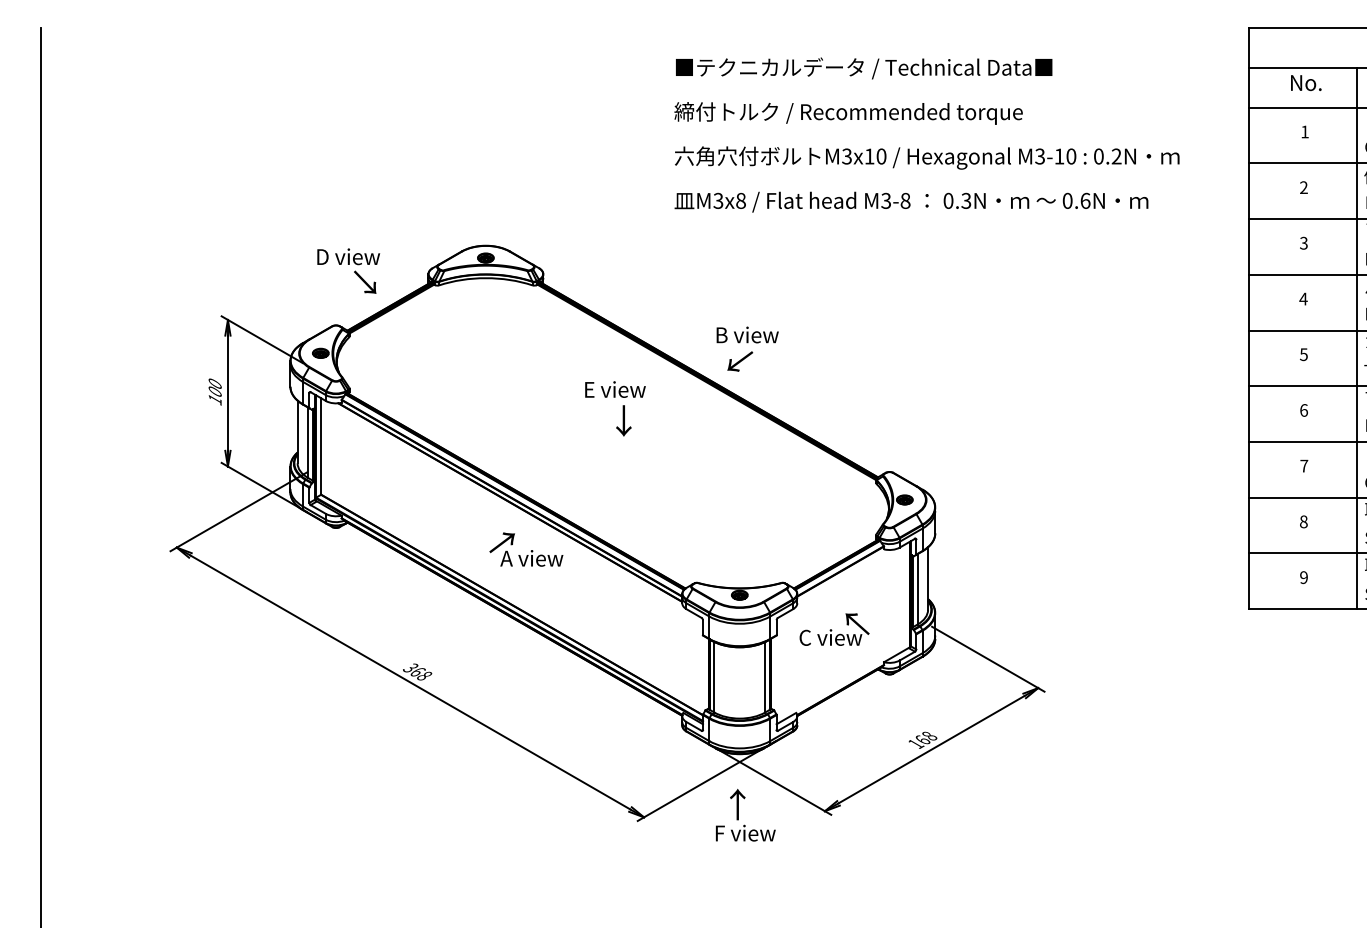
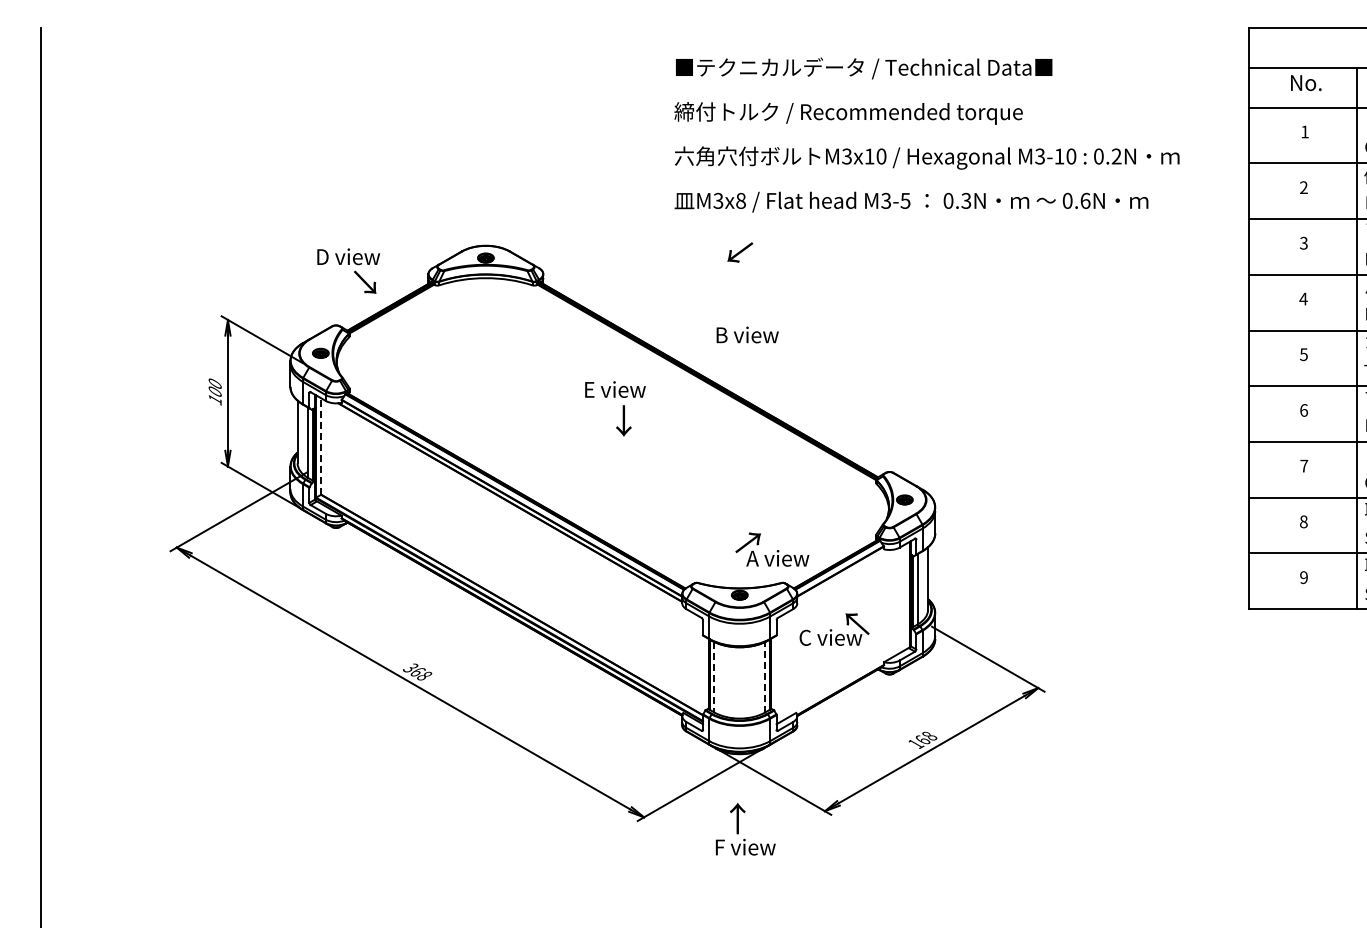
text: M3-8 -> M3-5 (905, 200)
text position: (740, 361) -> (740, 252) (740, 252)
line: solid -> dashed (321, 446)
text position: (526, 549) -> (772, 549) (772, 549)
line: solid -> dashed (765, 676)
line: solid -> dashed (714, 677)
text position: (745, 815) -> (745, 829) (745, 829)
